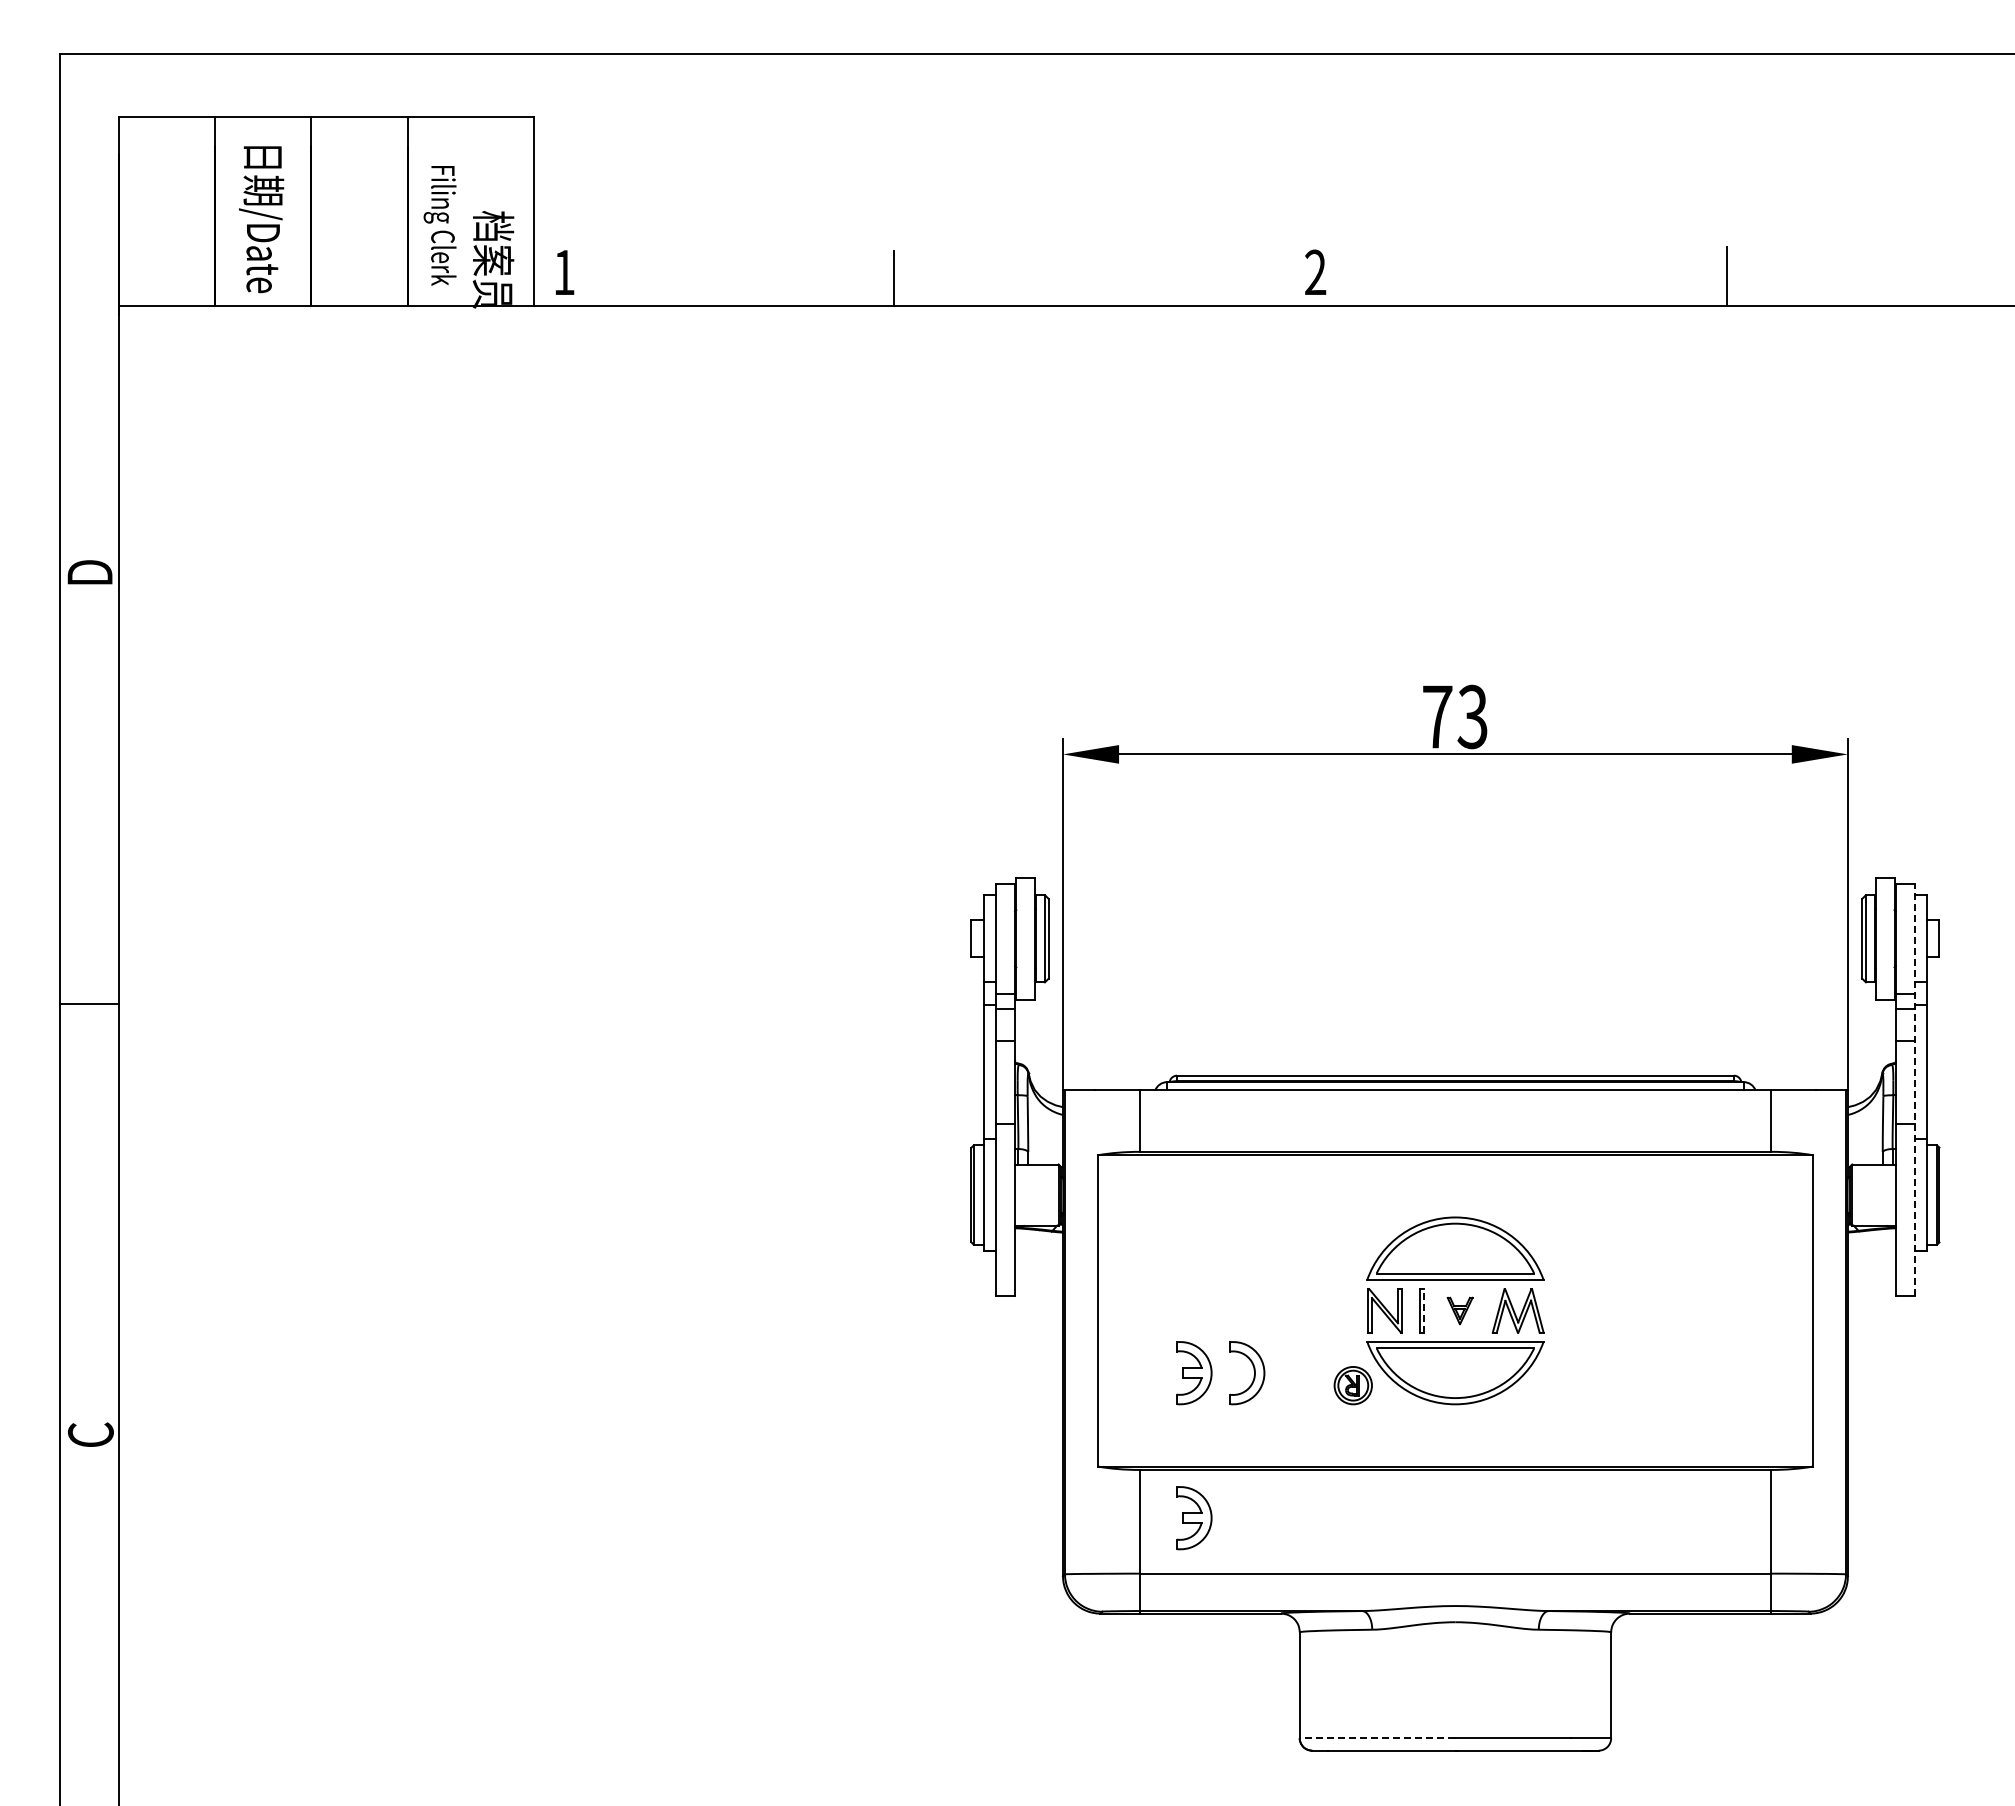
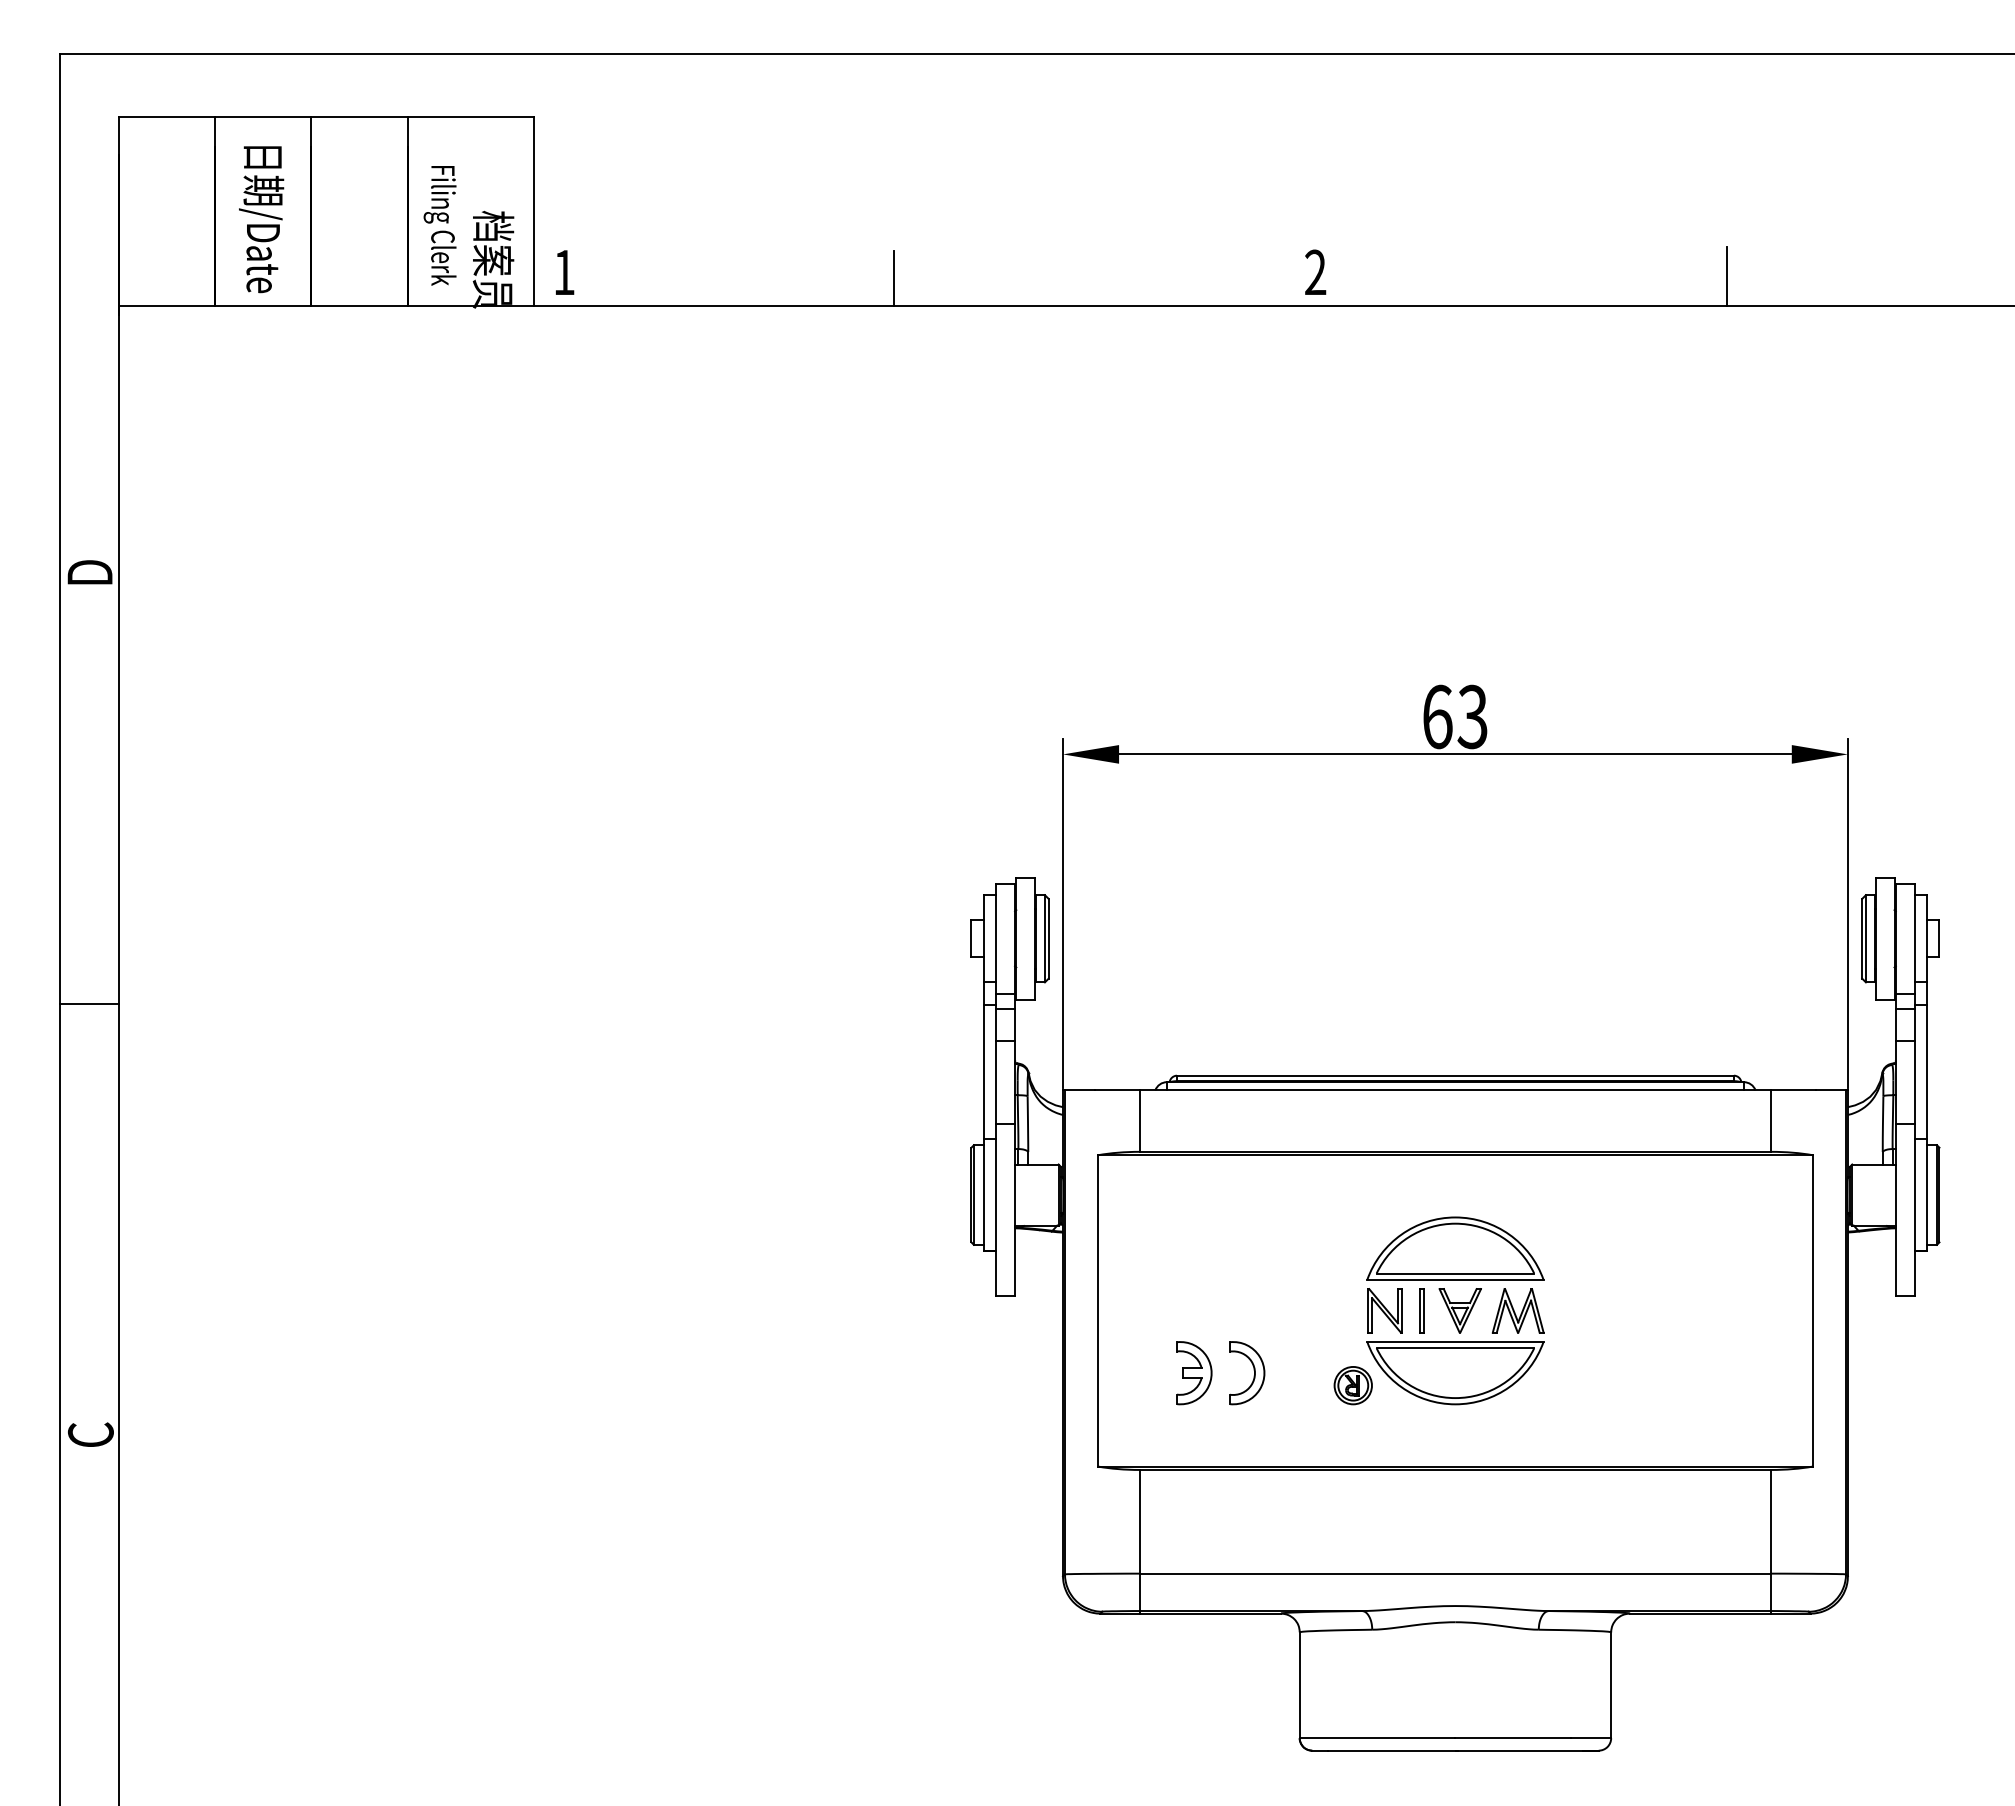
text: 73 -> 63 (1437, 716)
line: dashed -> solid (1914, 1089)
line: dashed -> solid (1424, 1310)
part size: 28x29 px -> 44x46 px (1459, 1310)
part: present -> none (1194, 1518)
line: dashed -> solid (1377, 1738)
